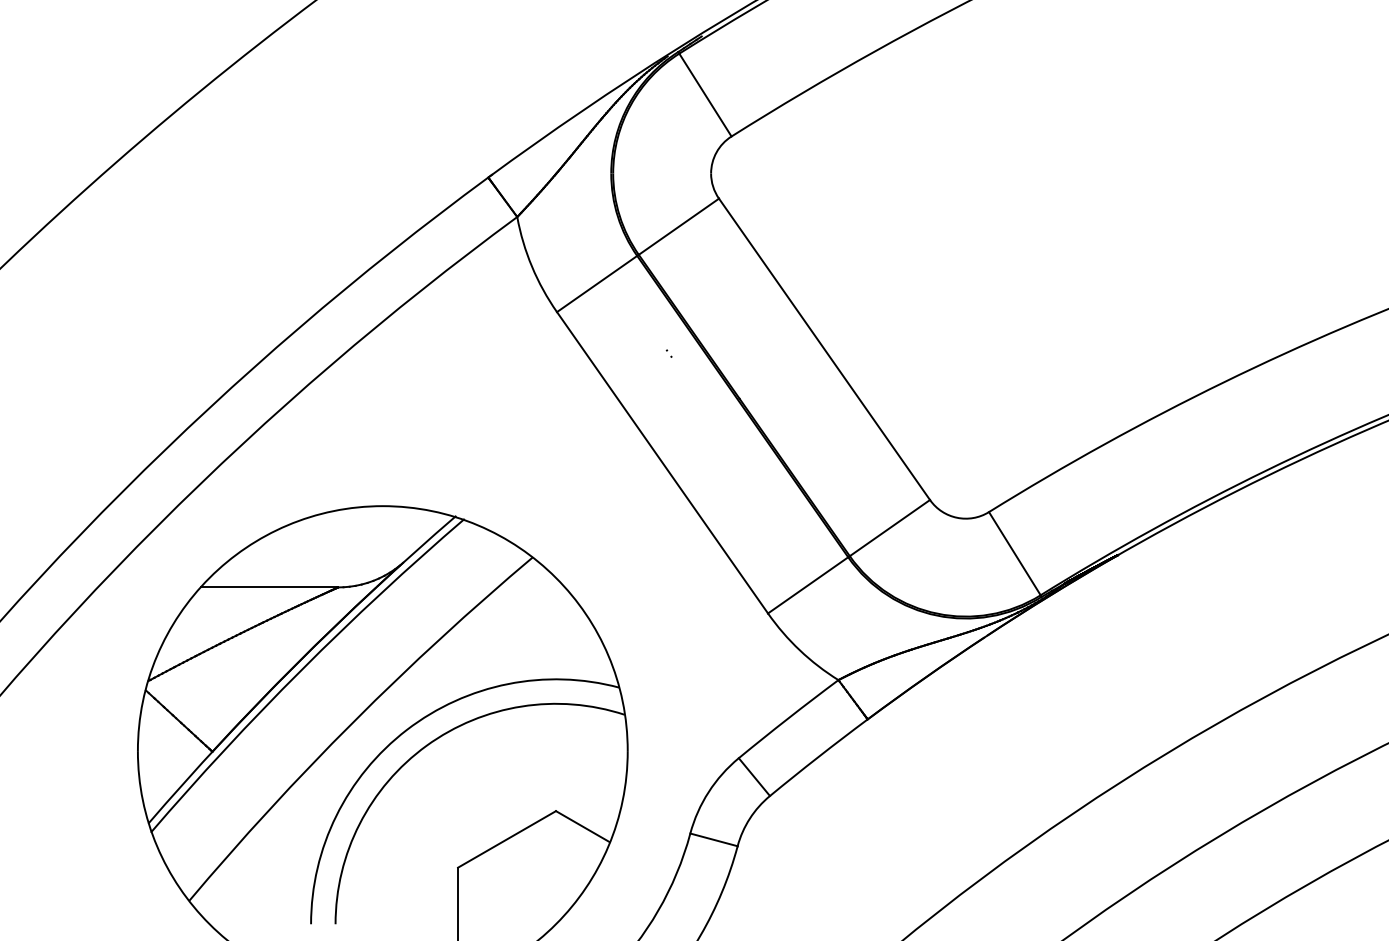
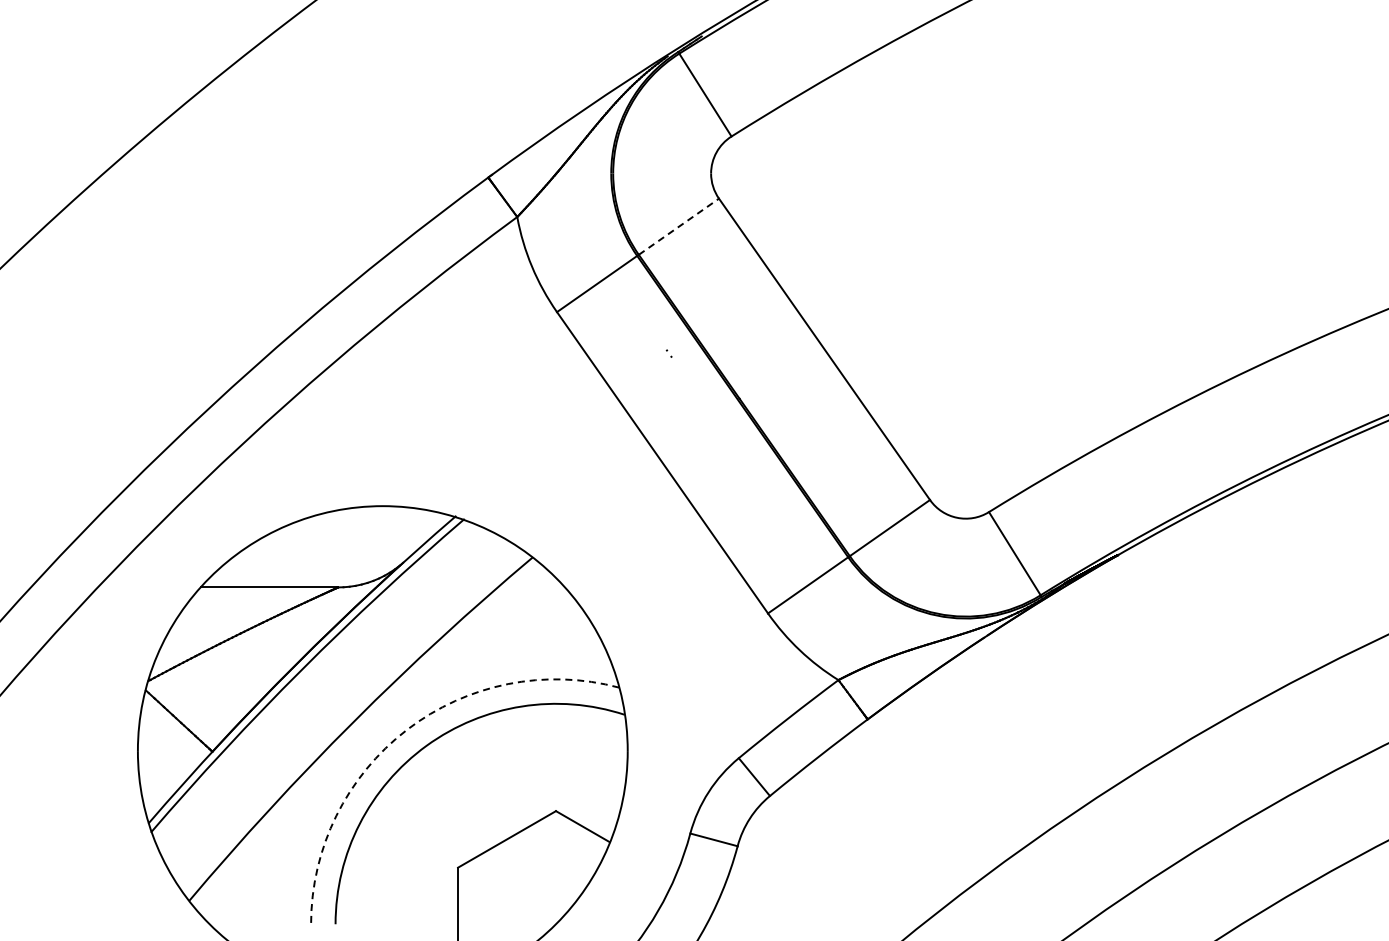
line: solid -> dashed (678, 226)
arc: solid -> dashed (406, 730)
